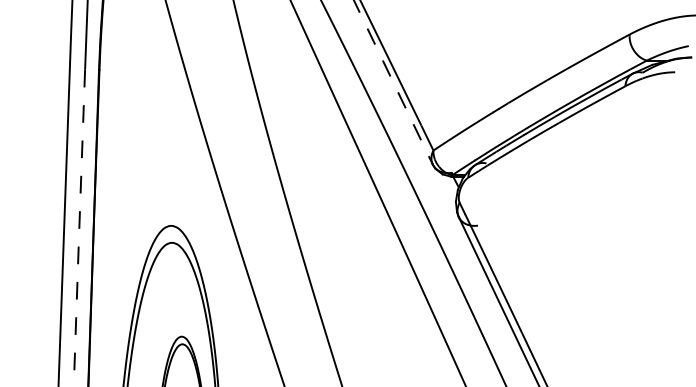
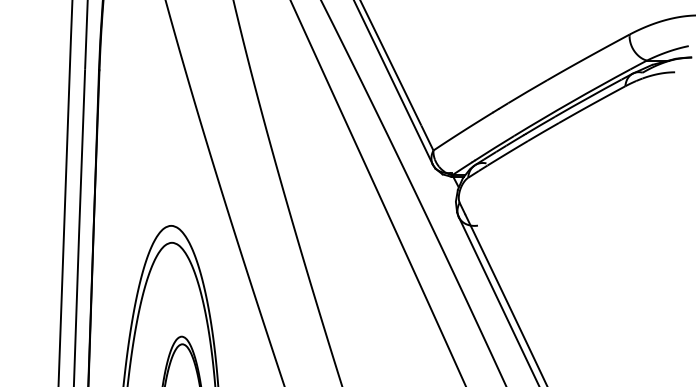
line: dashed -> solid (393, 82)
arc: dashed -> solid (79, 228)
